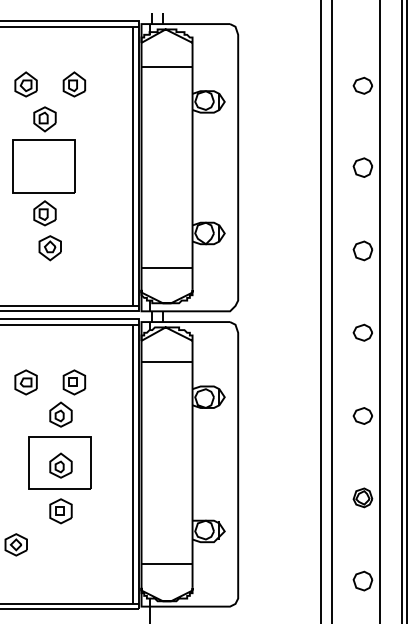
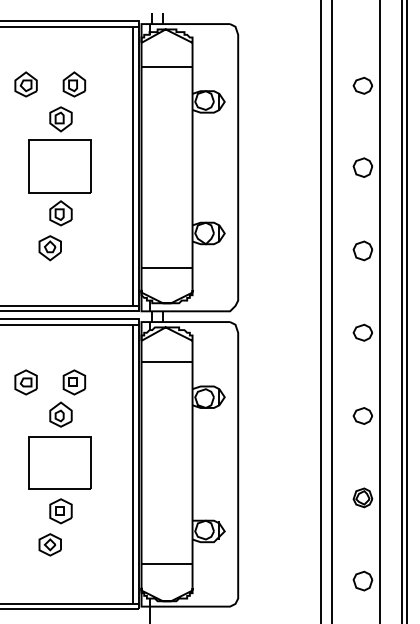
part position: (43, 166) -> (59, 166) (59, 166)
part: present -> none (60, 465)
part position: (15, 544) -> (49, 544) (49, 544)
